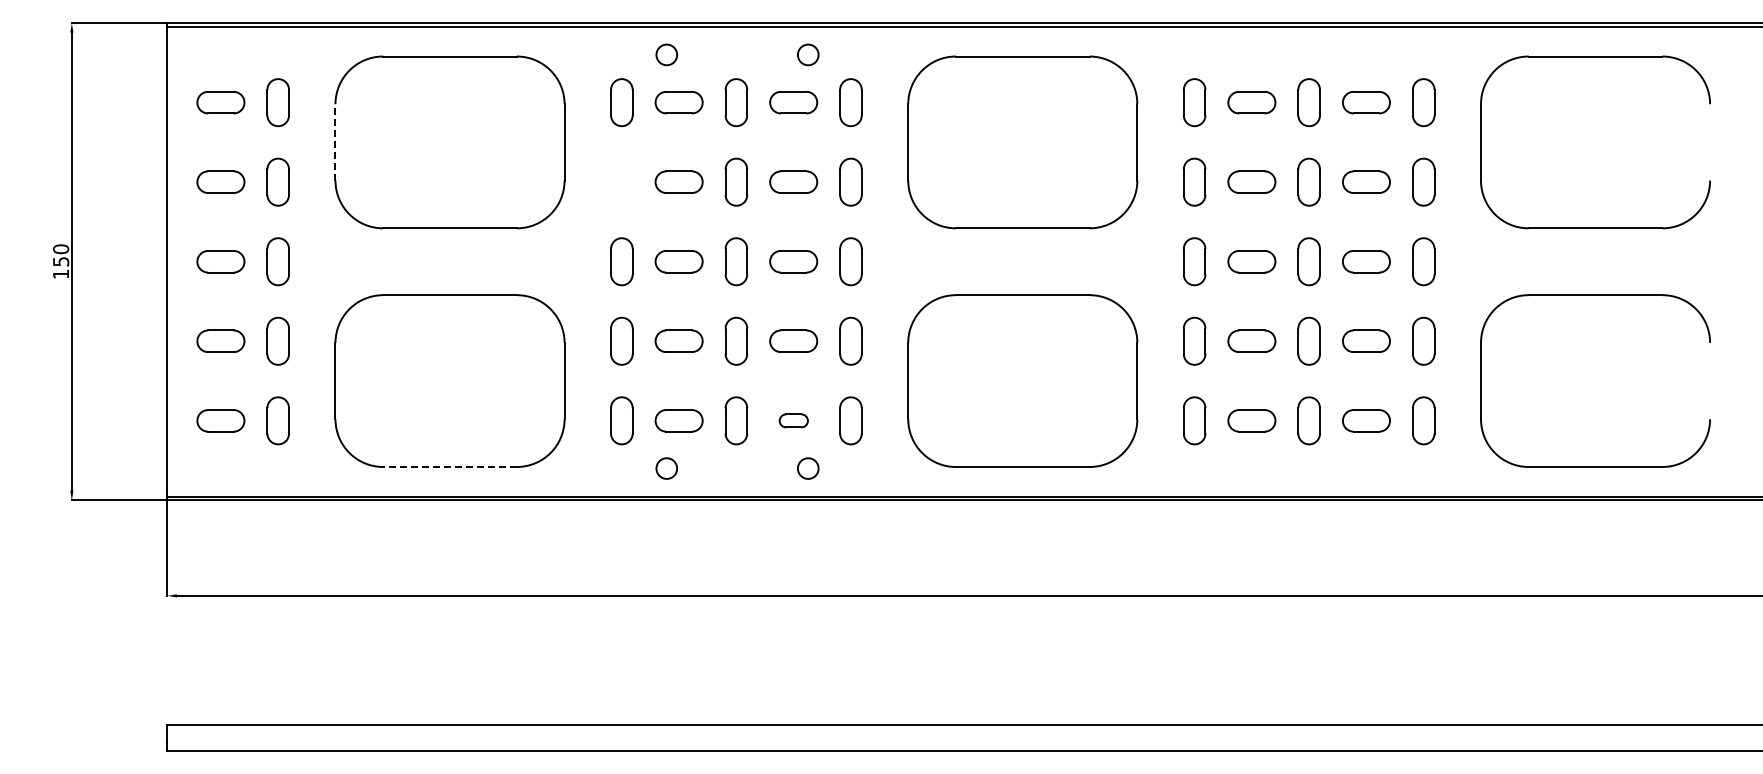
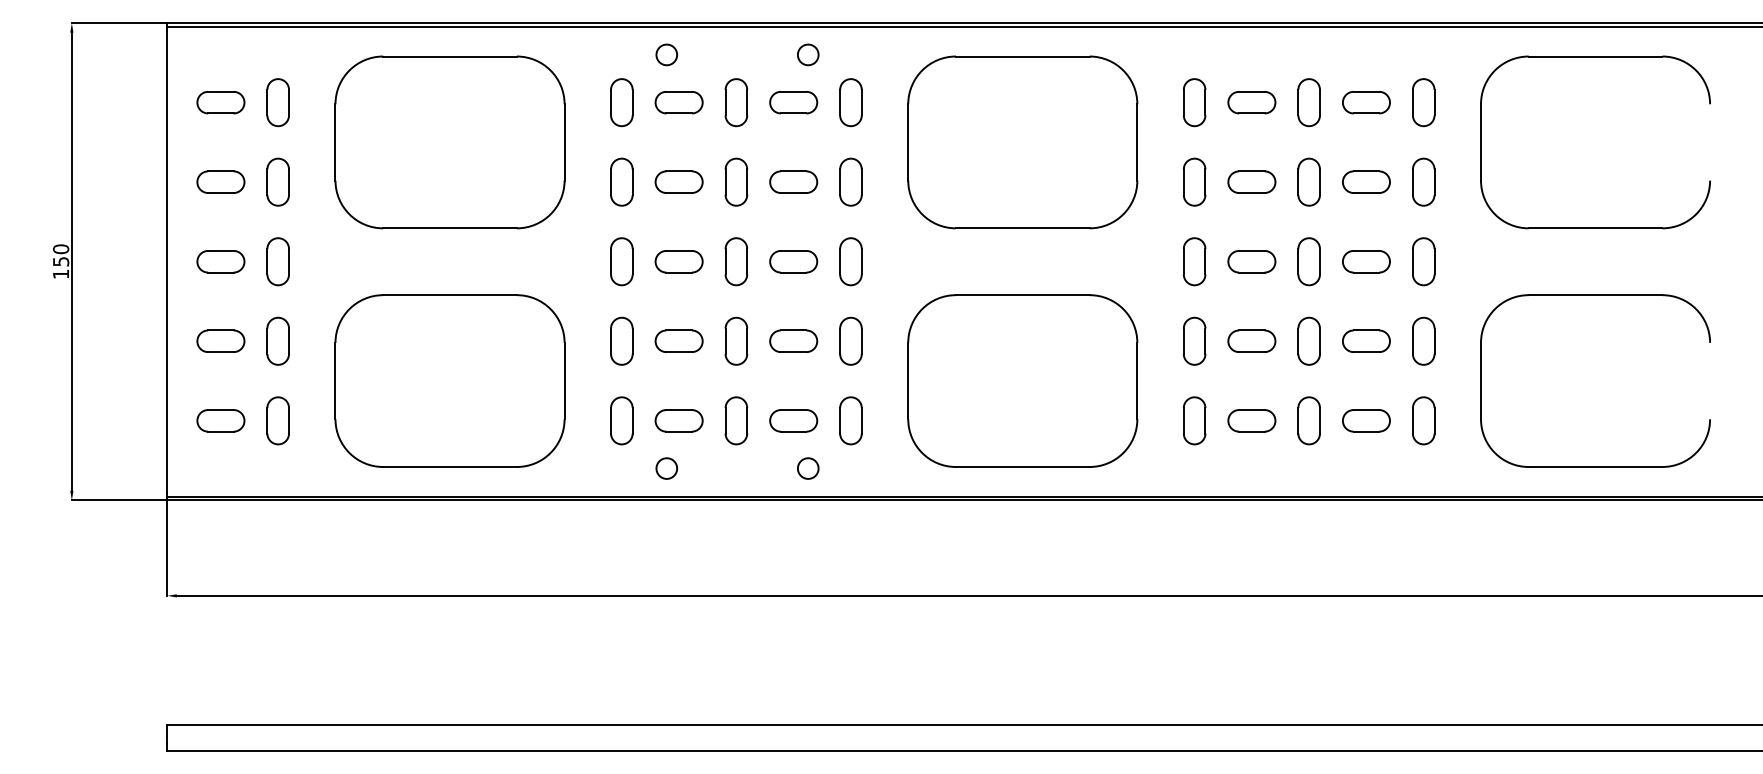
line: dashed -> solid (335, 141)
part: none -> present (621, 181)
part size: 31x16 px -> 50x24 px (793, 420)
line: dashed -> solid (450, 467)
